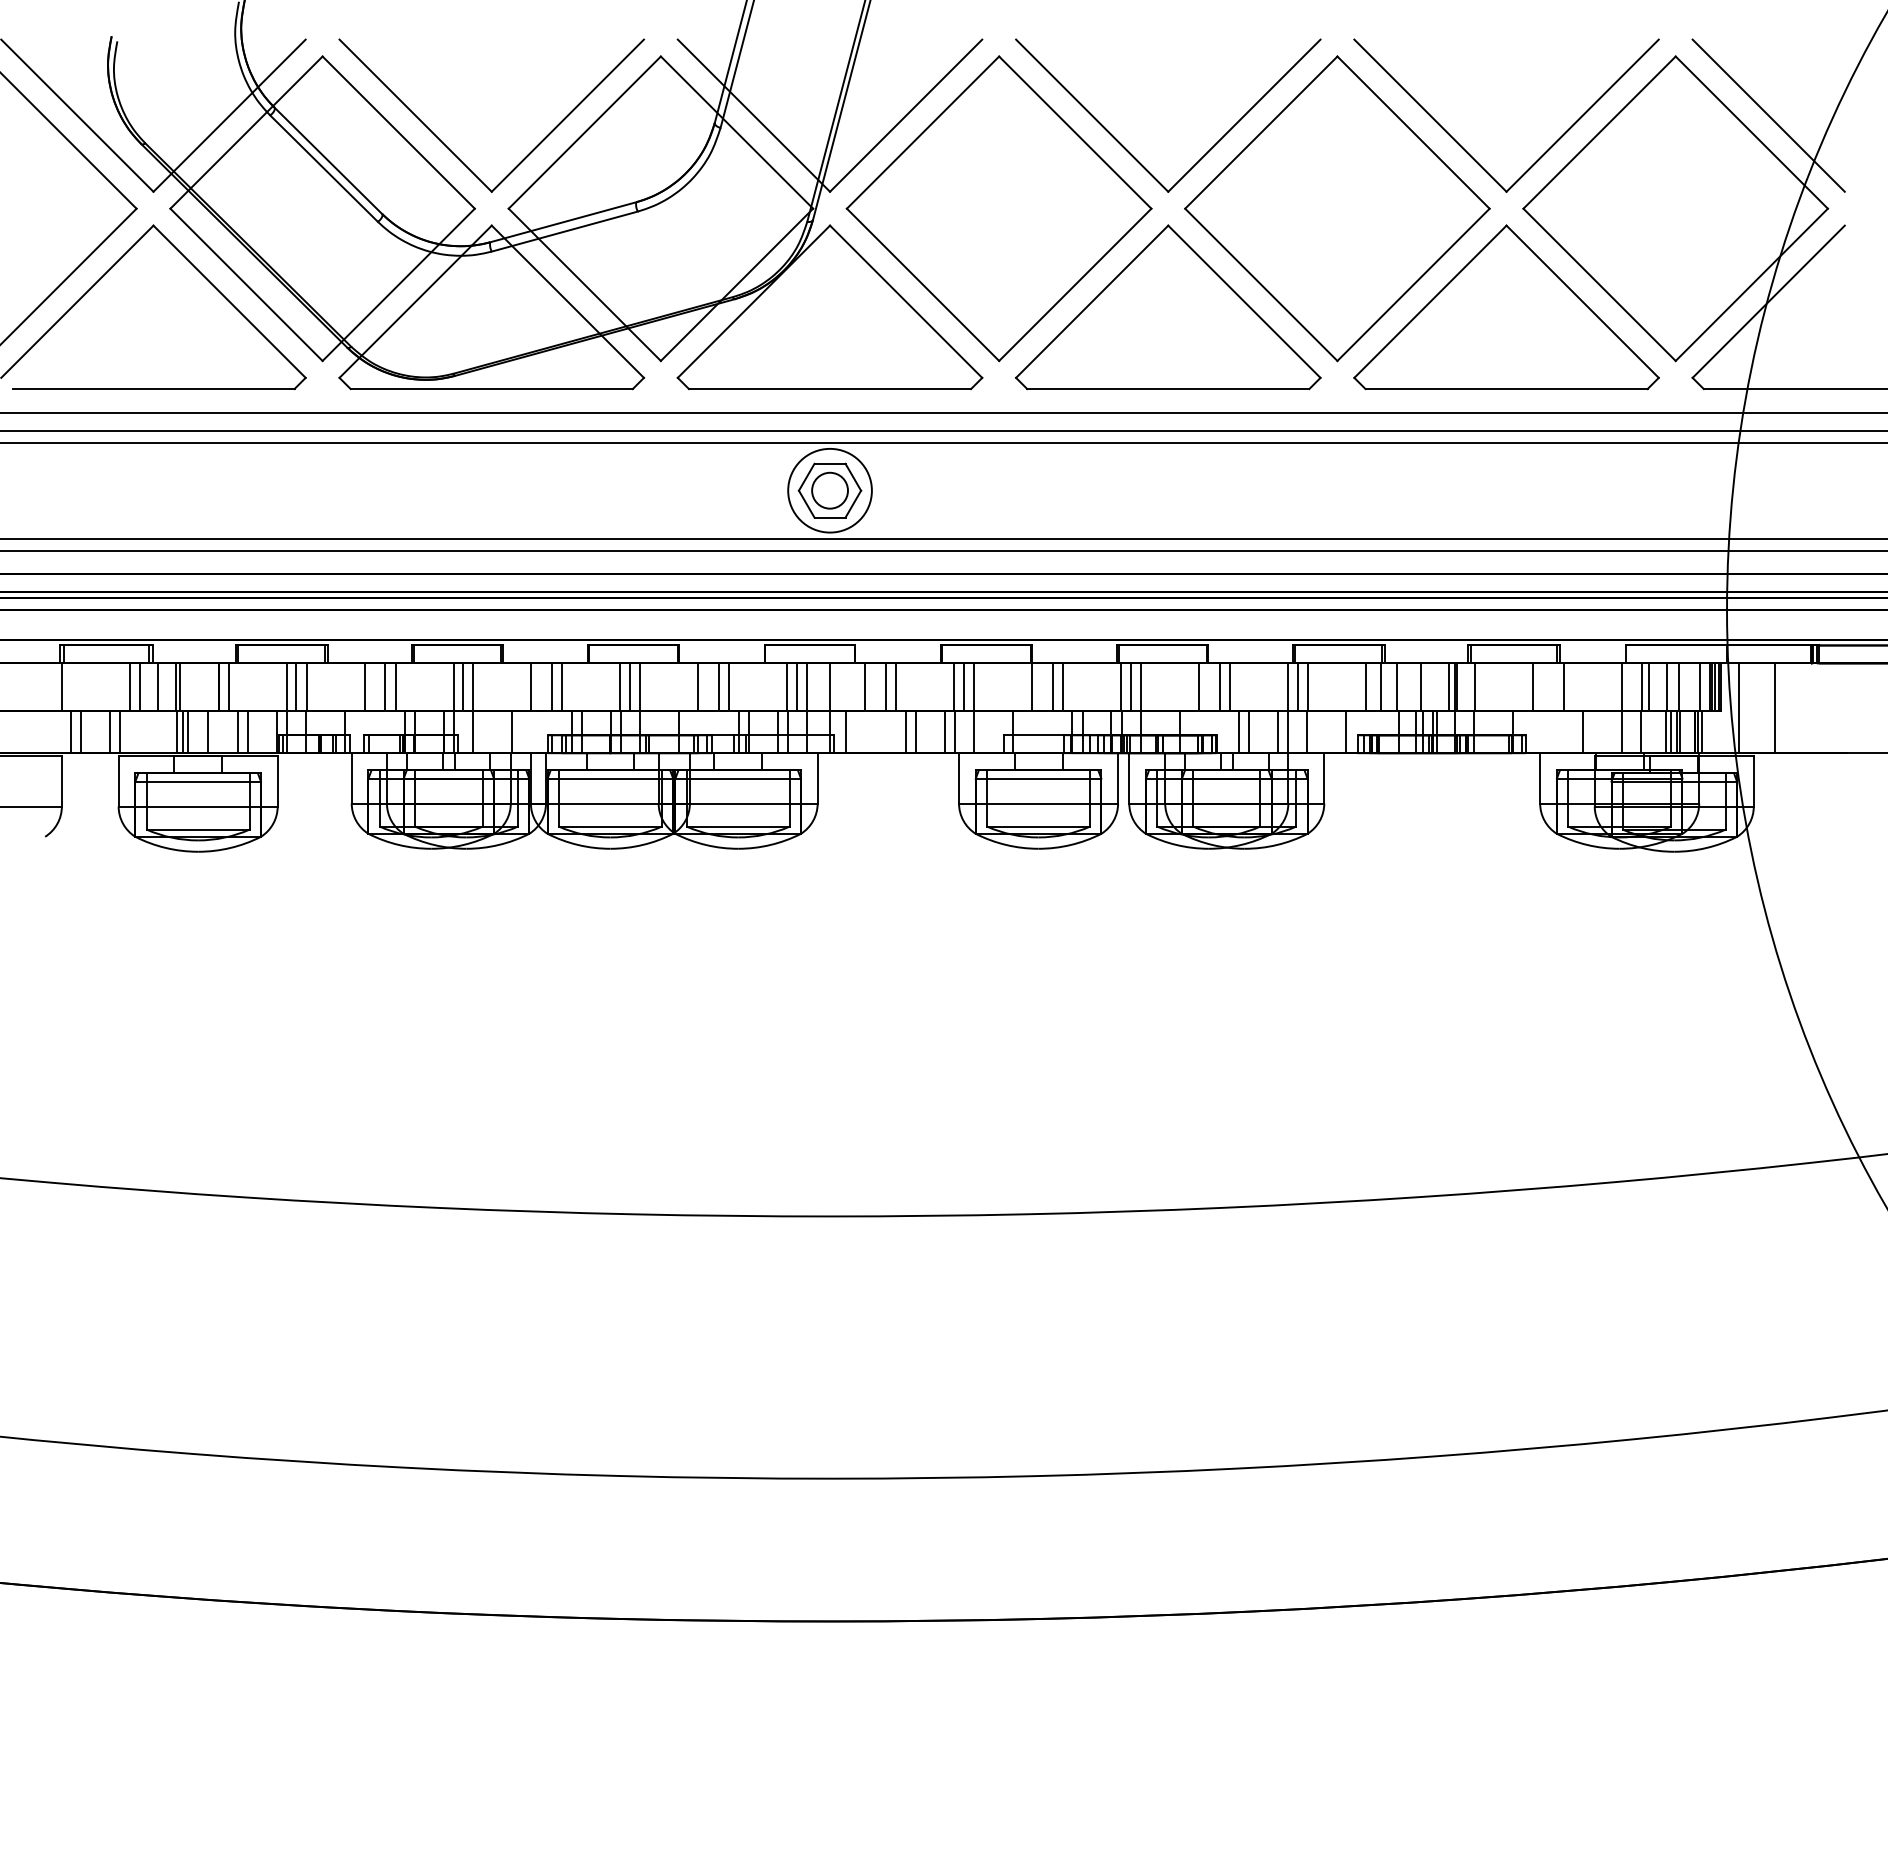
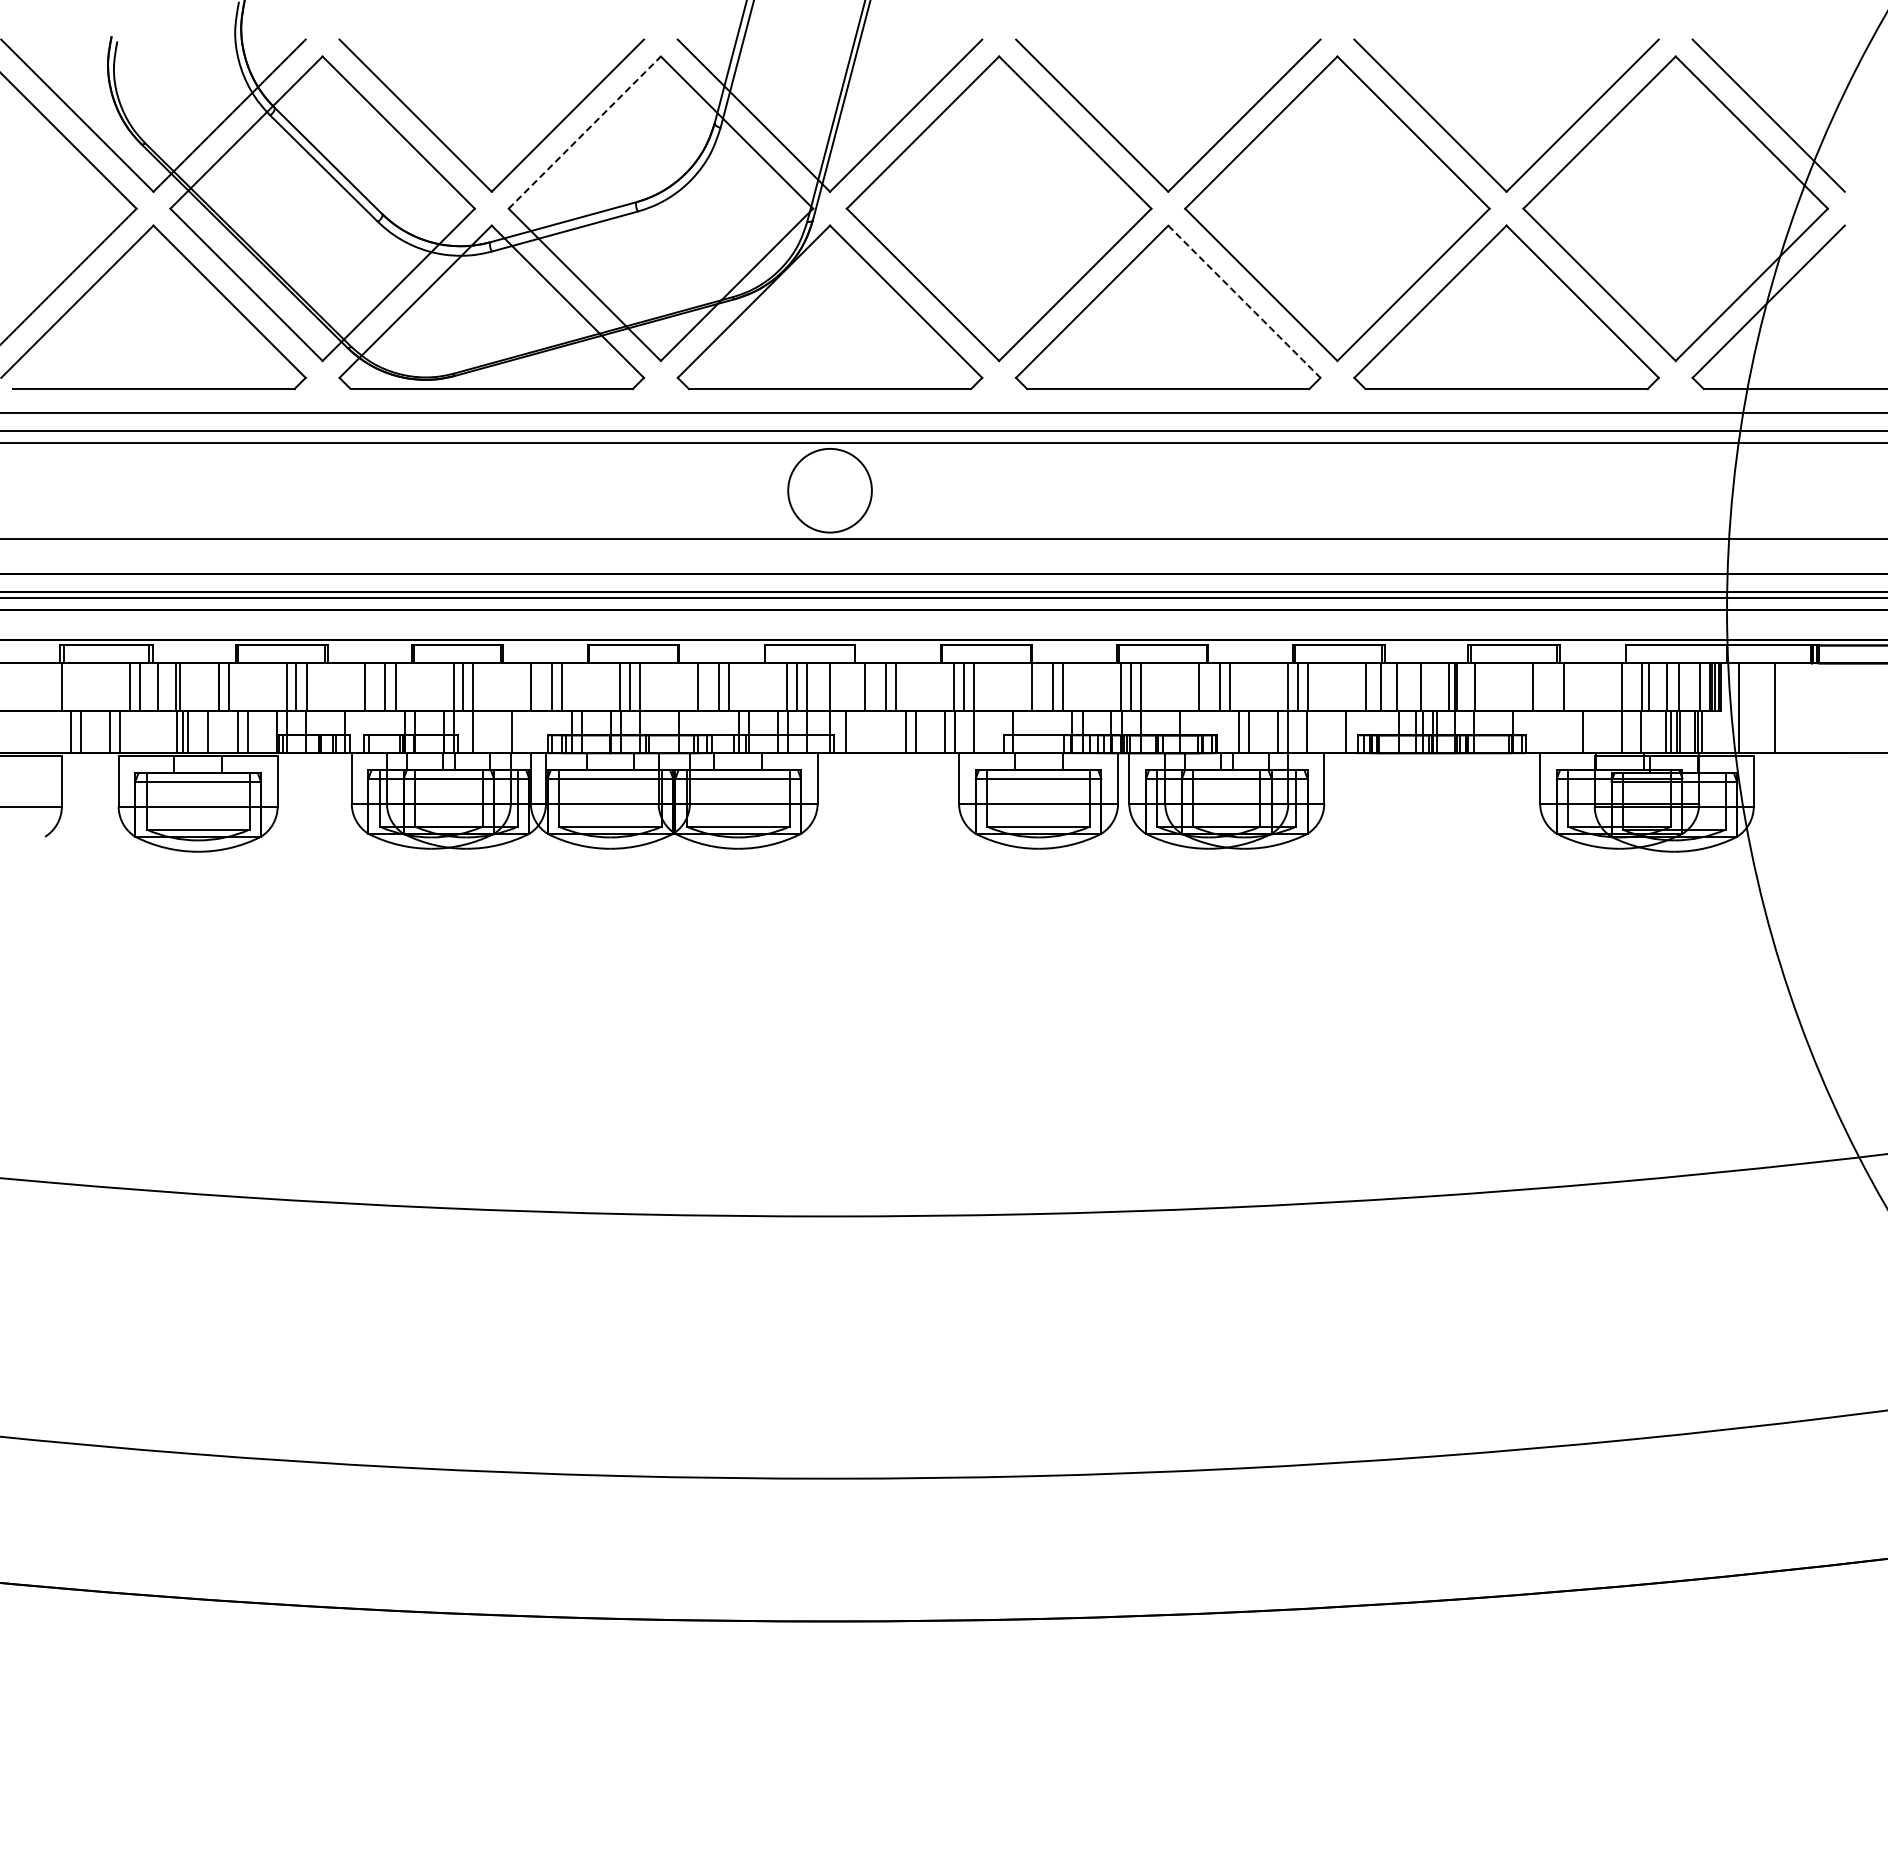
line: solid -> dashed (584, 132)
line: solid -> dashed (1244, 301)
part: present -> none (829, 490)
line: present -> none (943, 550)
